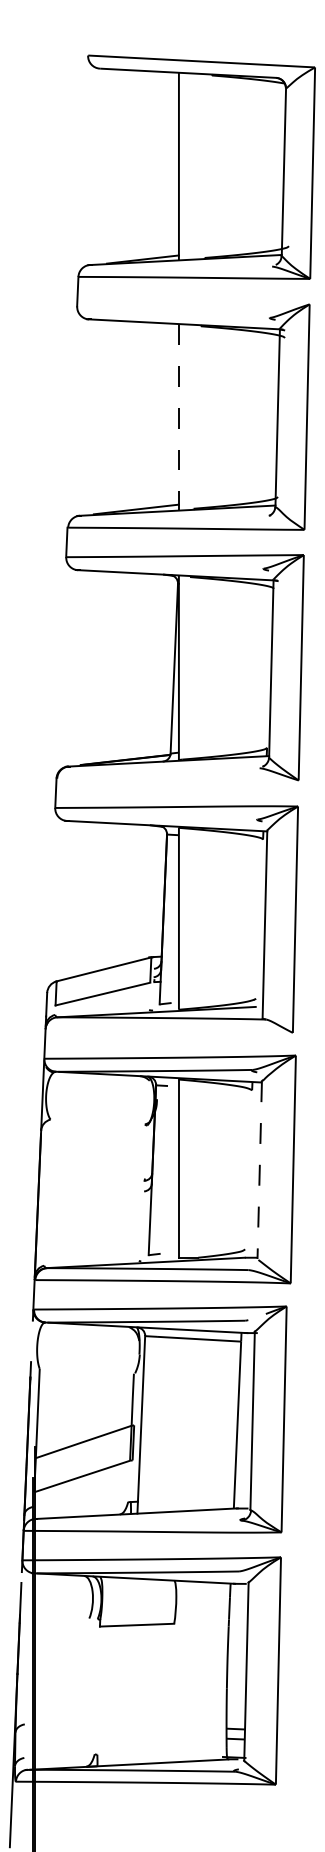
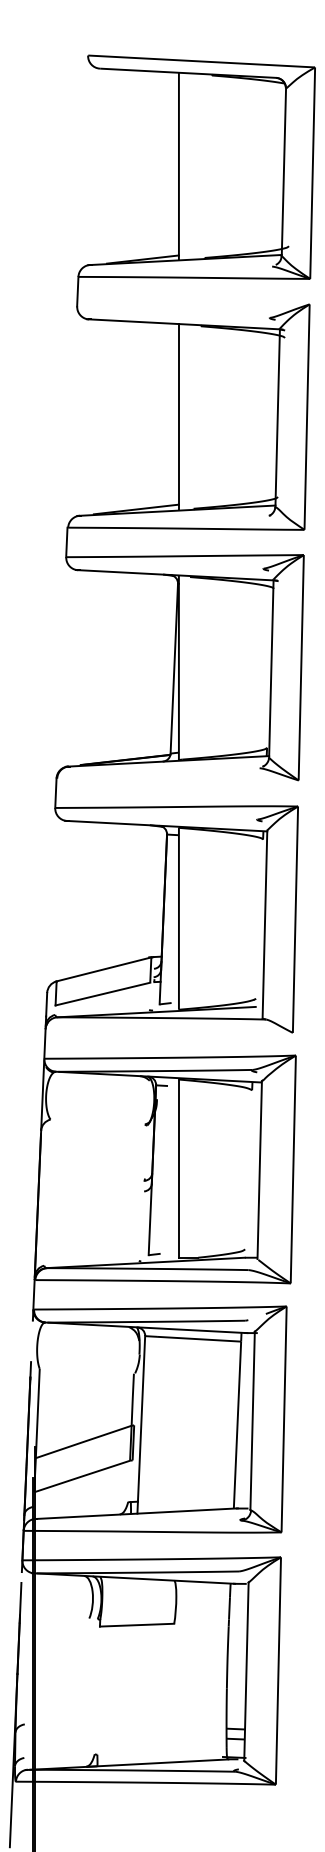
line: dashed -> solid (178, 417)
line: dashed -> solid (259, 1170)
